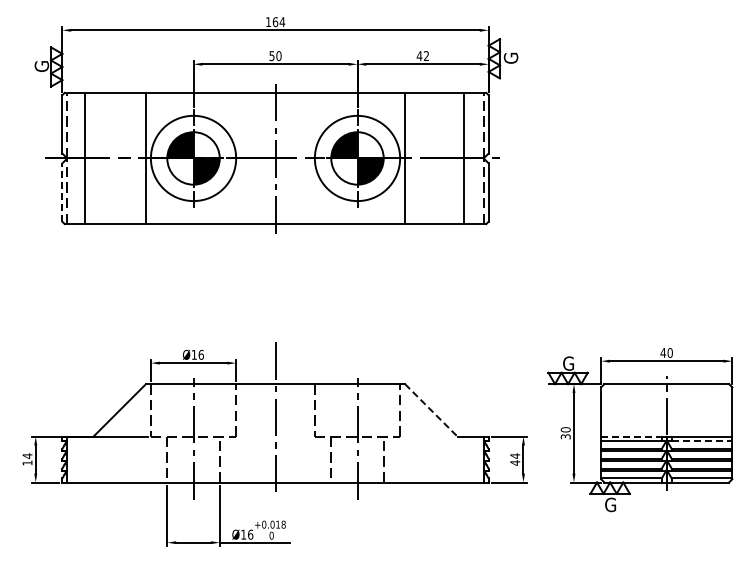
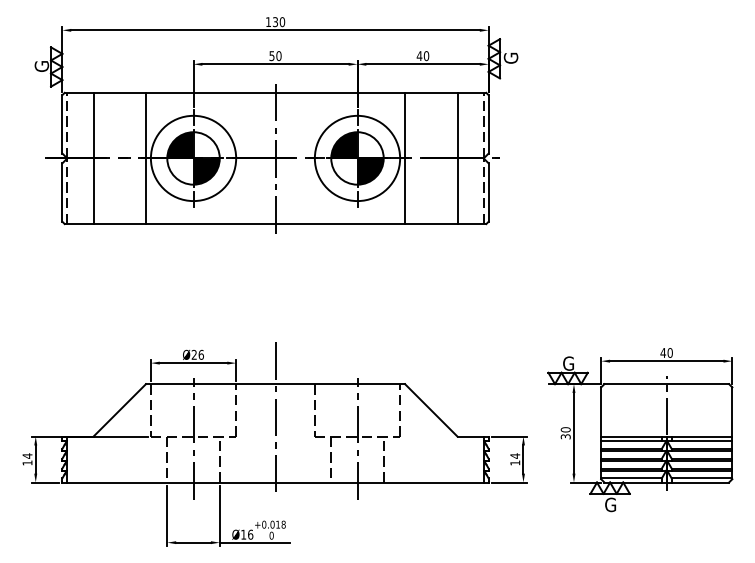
text: 164 -> 130 (278, 22)
text: 42 -> 40 (426, 56)
line position: (84, 158) -> (93, 158) (93, 158)
line position: (463, 158) -> (457, 158) (457, 158)
line: dashed -> solid (62, 192)
text: Ø16 -> Ø26 (193, 354)
line: dashed -> solid (431, 410)
line: dashed -> solid (632, 436)
line: dashed -> solid (702, 441)
text: 44 -> 14 (515, 462)
